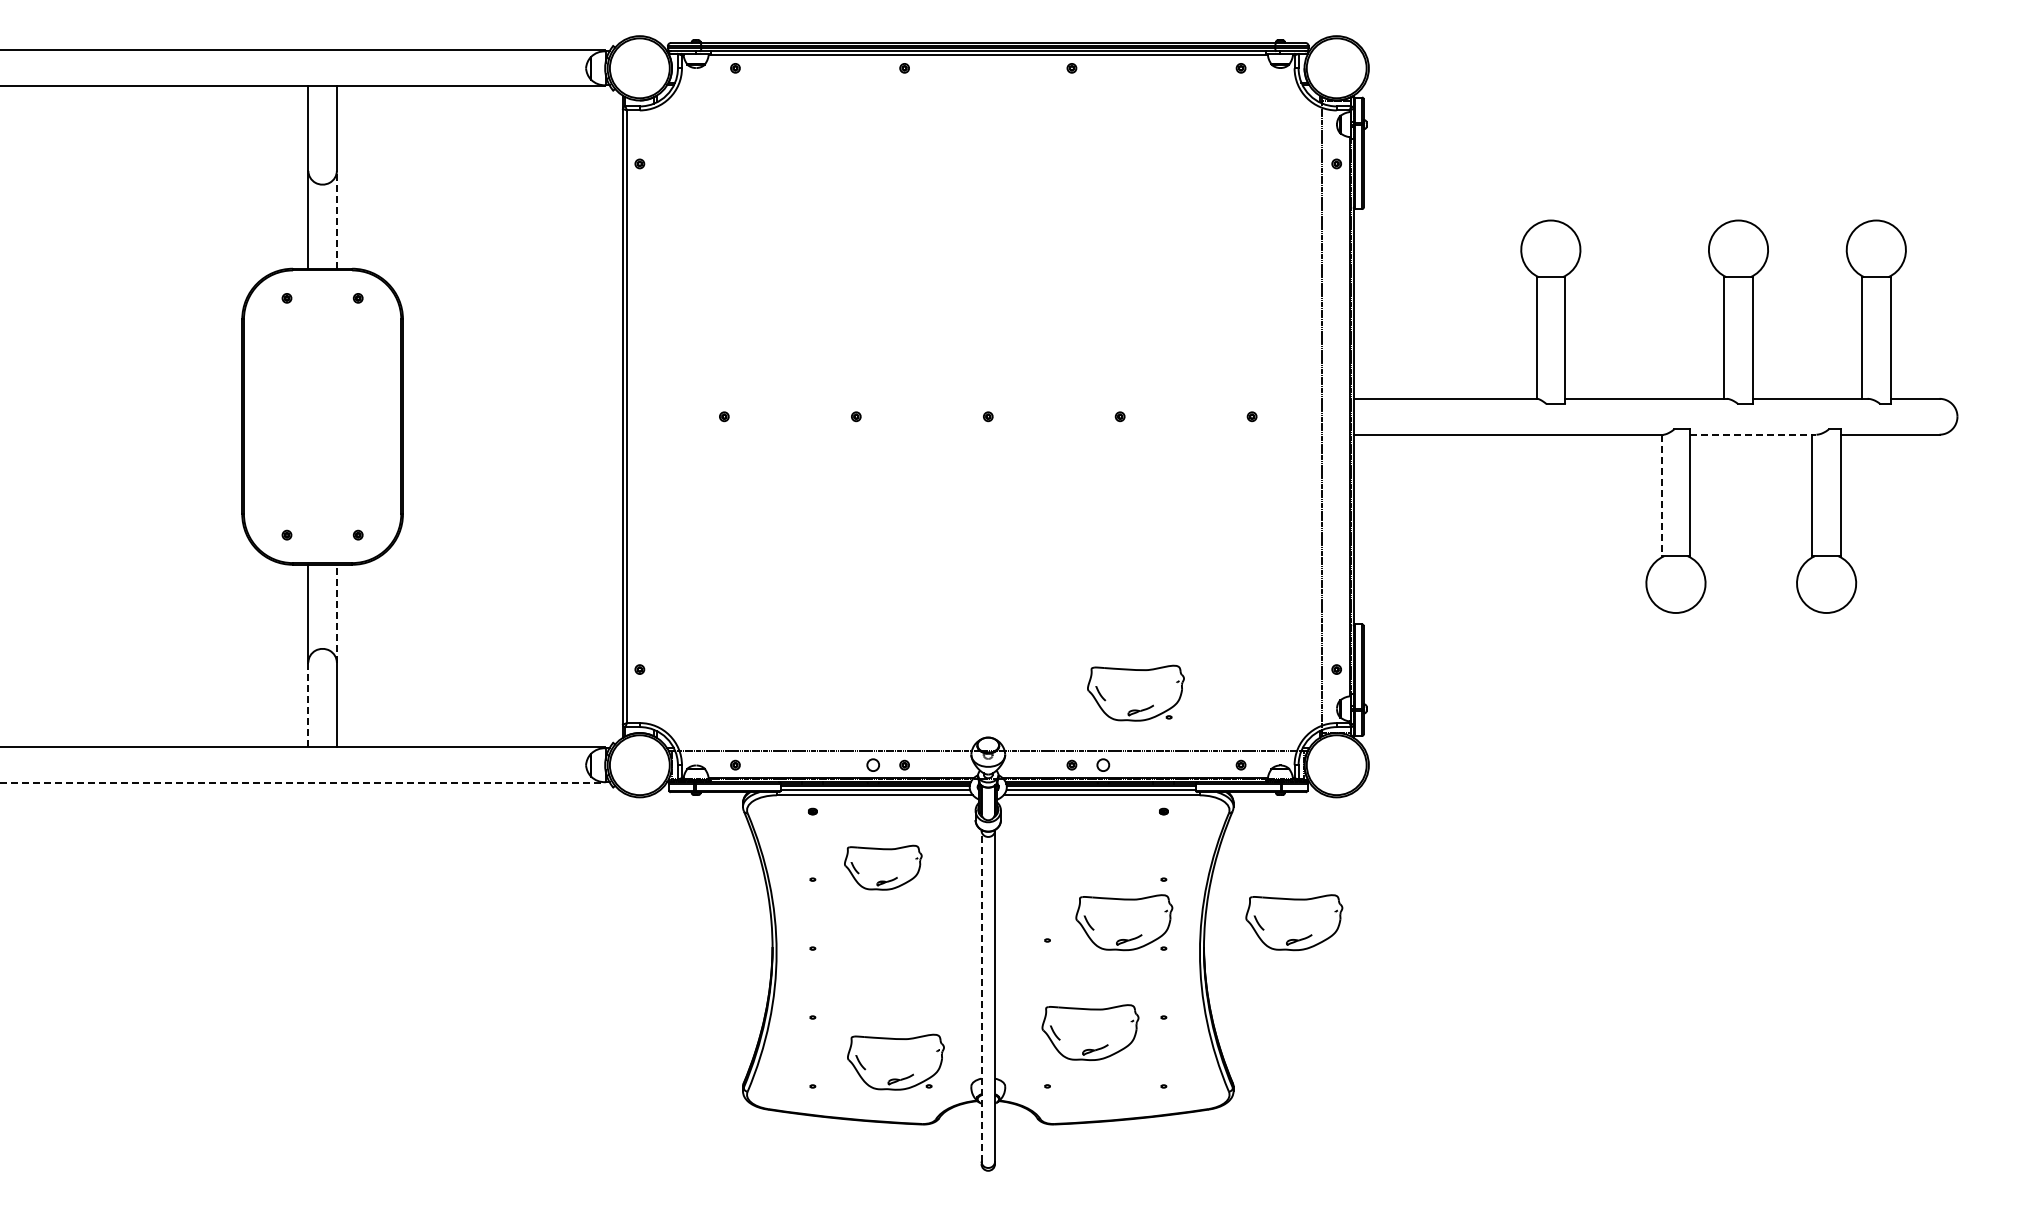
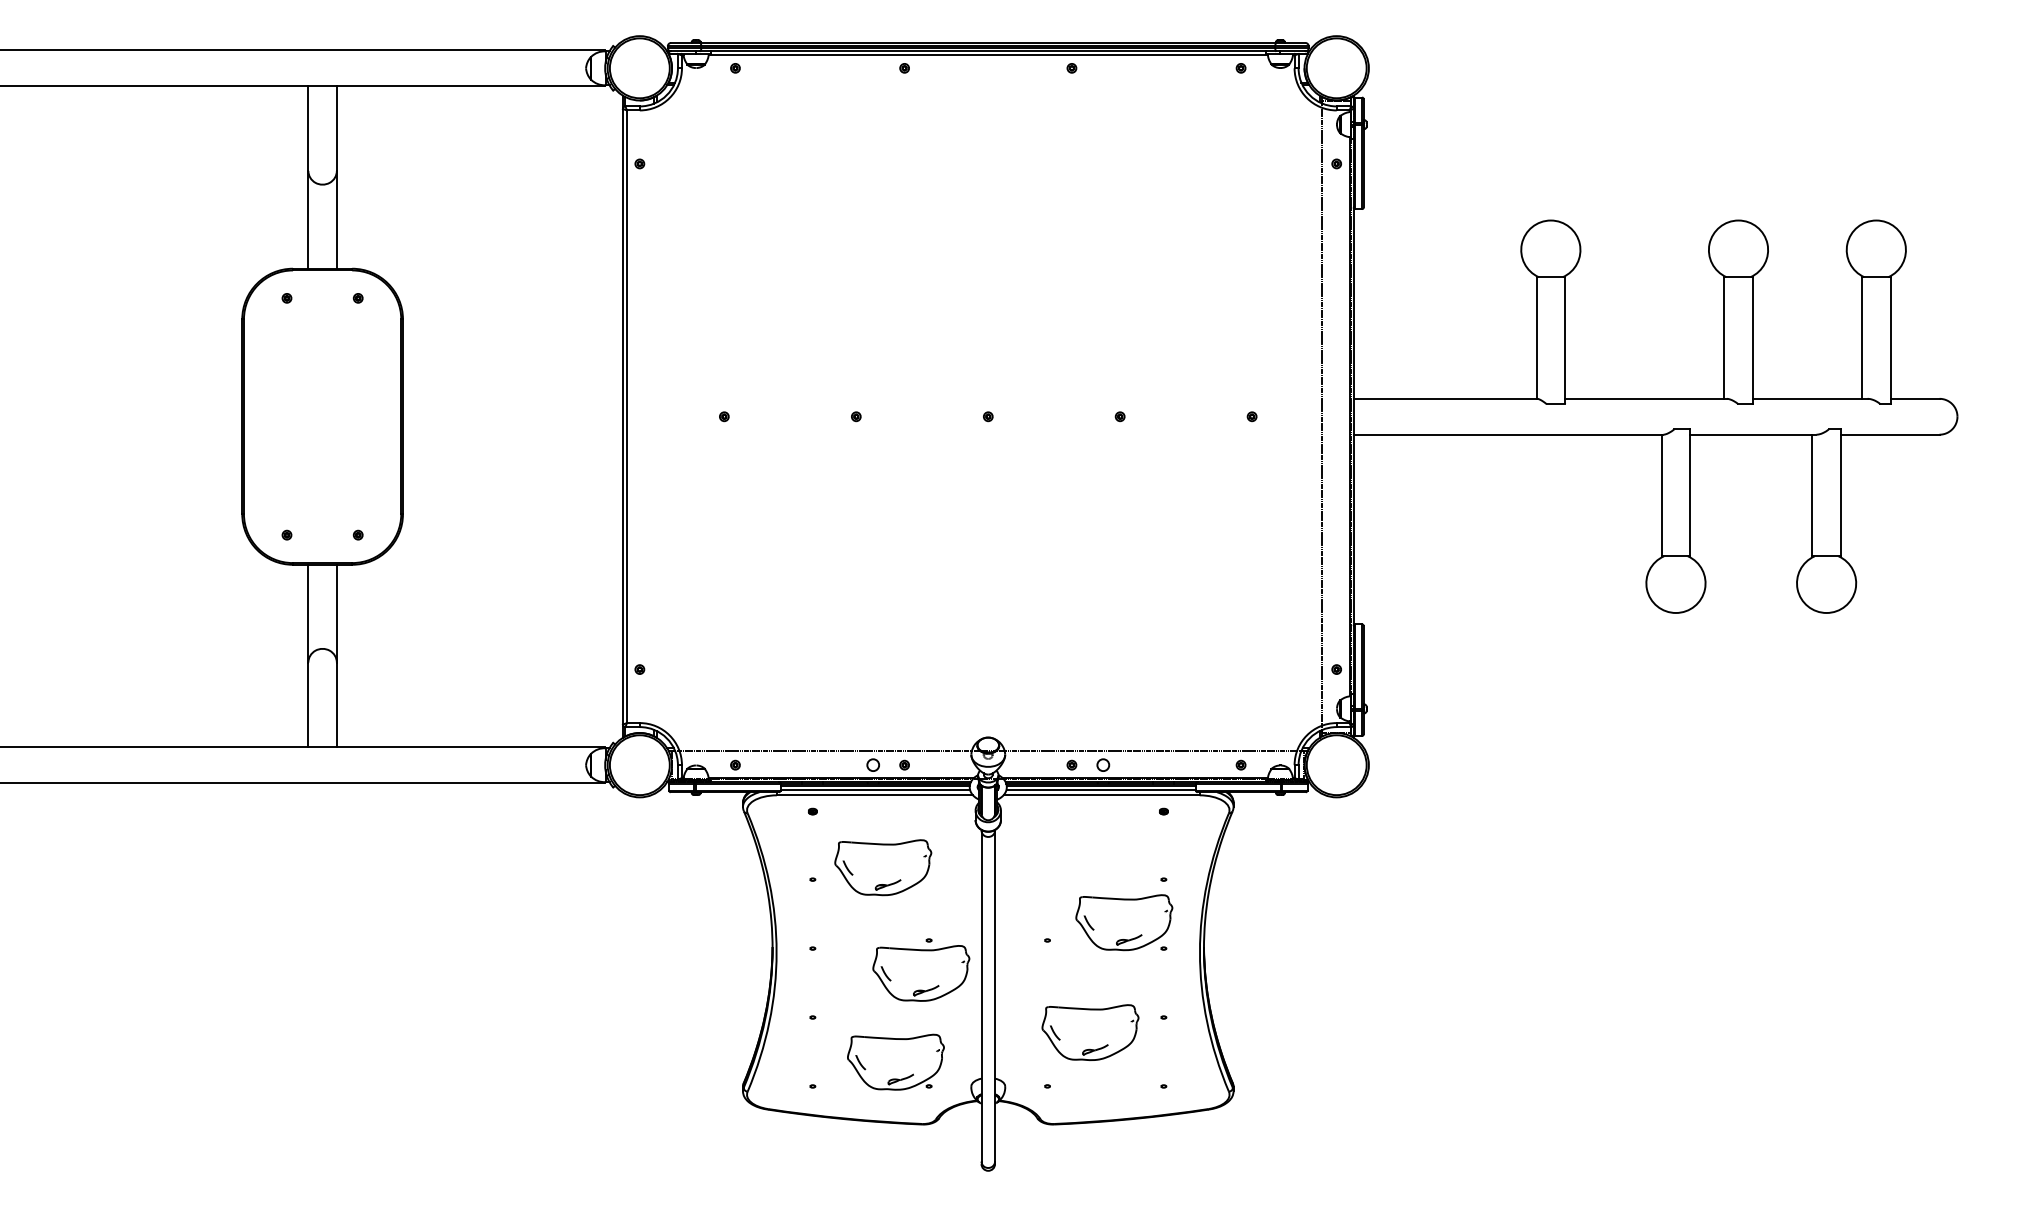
line: dashed -> solid (336, 219)
line: dashed -> solid (1753, 434)
line: dashed -> solid (1661, 495)
line: dashed -> solid (336, 613)
part: present -> none (1135, 692)
line: dashed -> solid (308, 704)
line: dashed -> solid (303, 783)
part size: 79x47 px -> 99x58 px (883, 867)
part: present -> none (1294, 922)
part: none -> present (921, 969)
line: dashed -> solid (981, 996)
